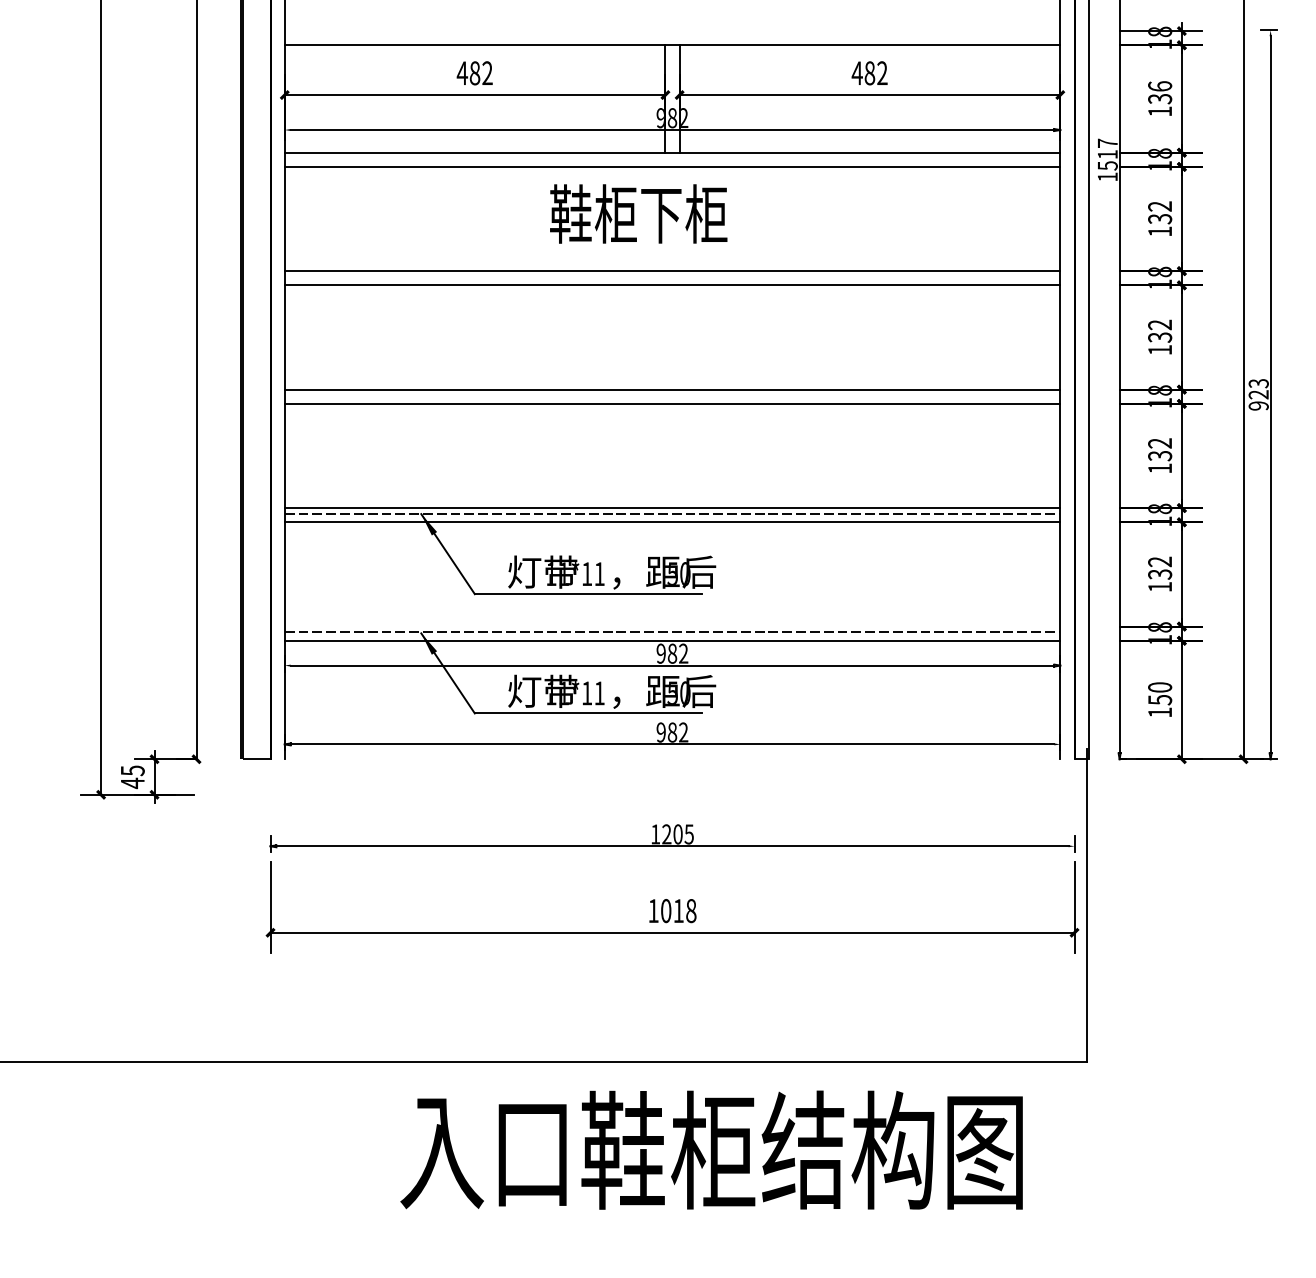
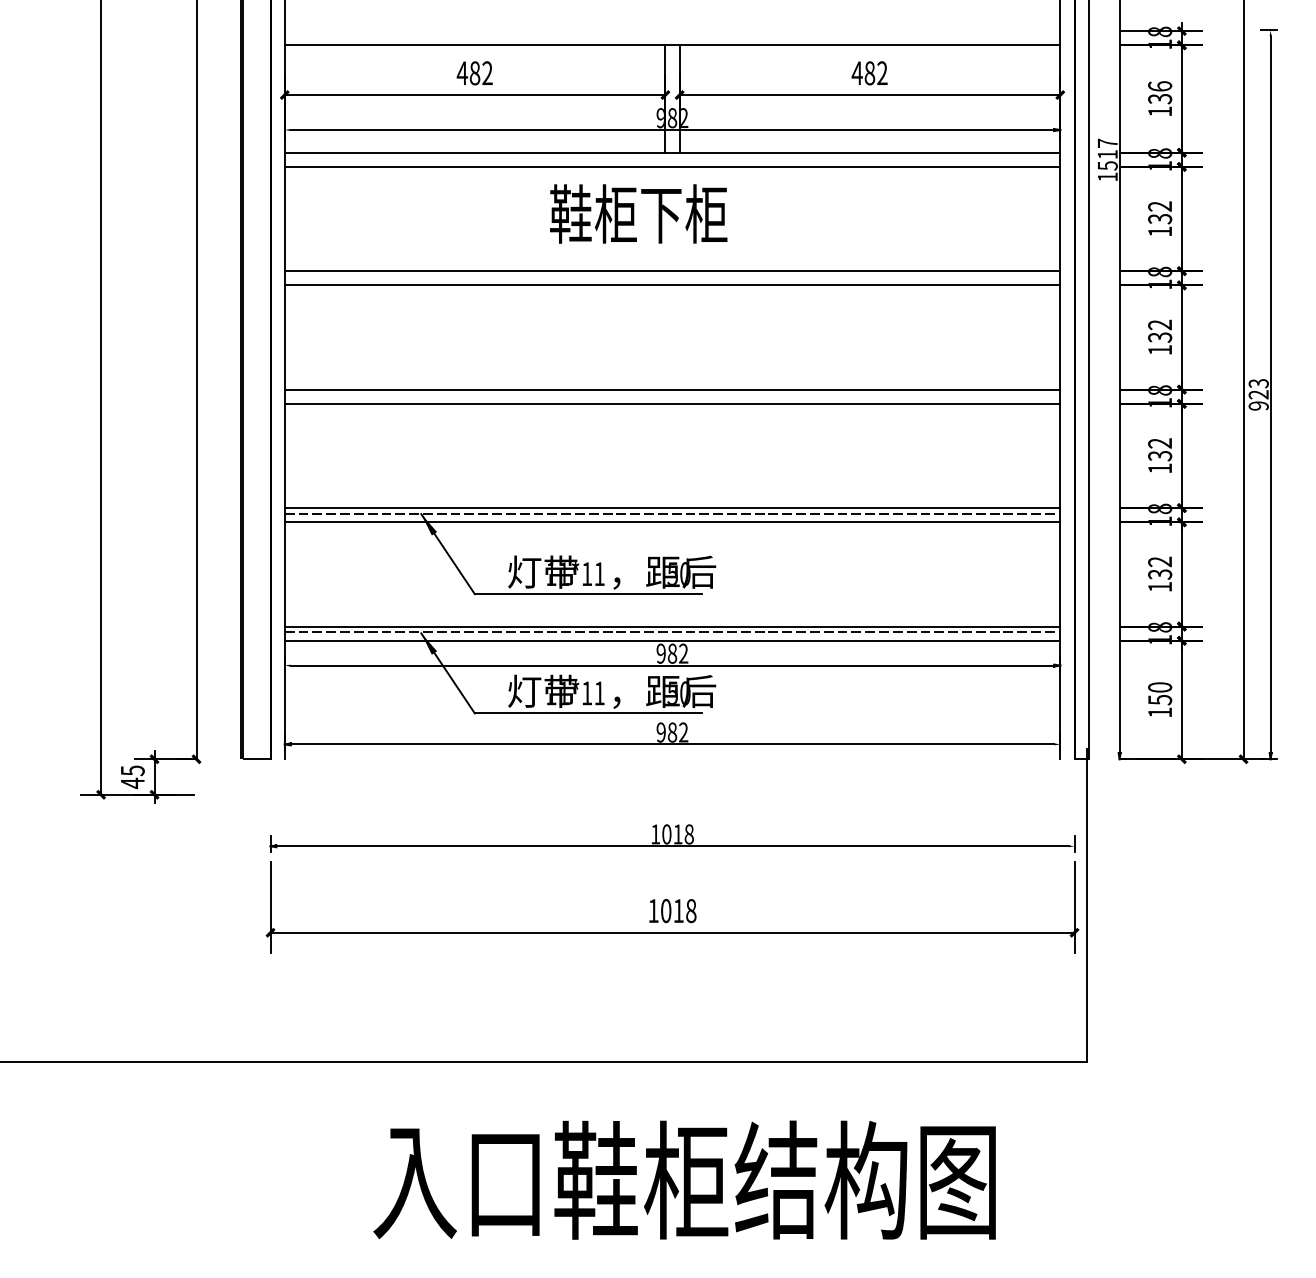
line: none -> present (672, 626)
text: 1205 -> 1018 (677, 834)
text position: (711, 1149) -> (684, 1179) (684, 1179)
